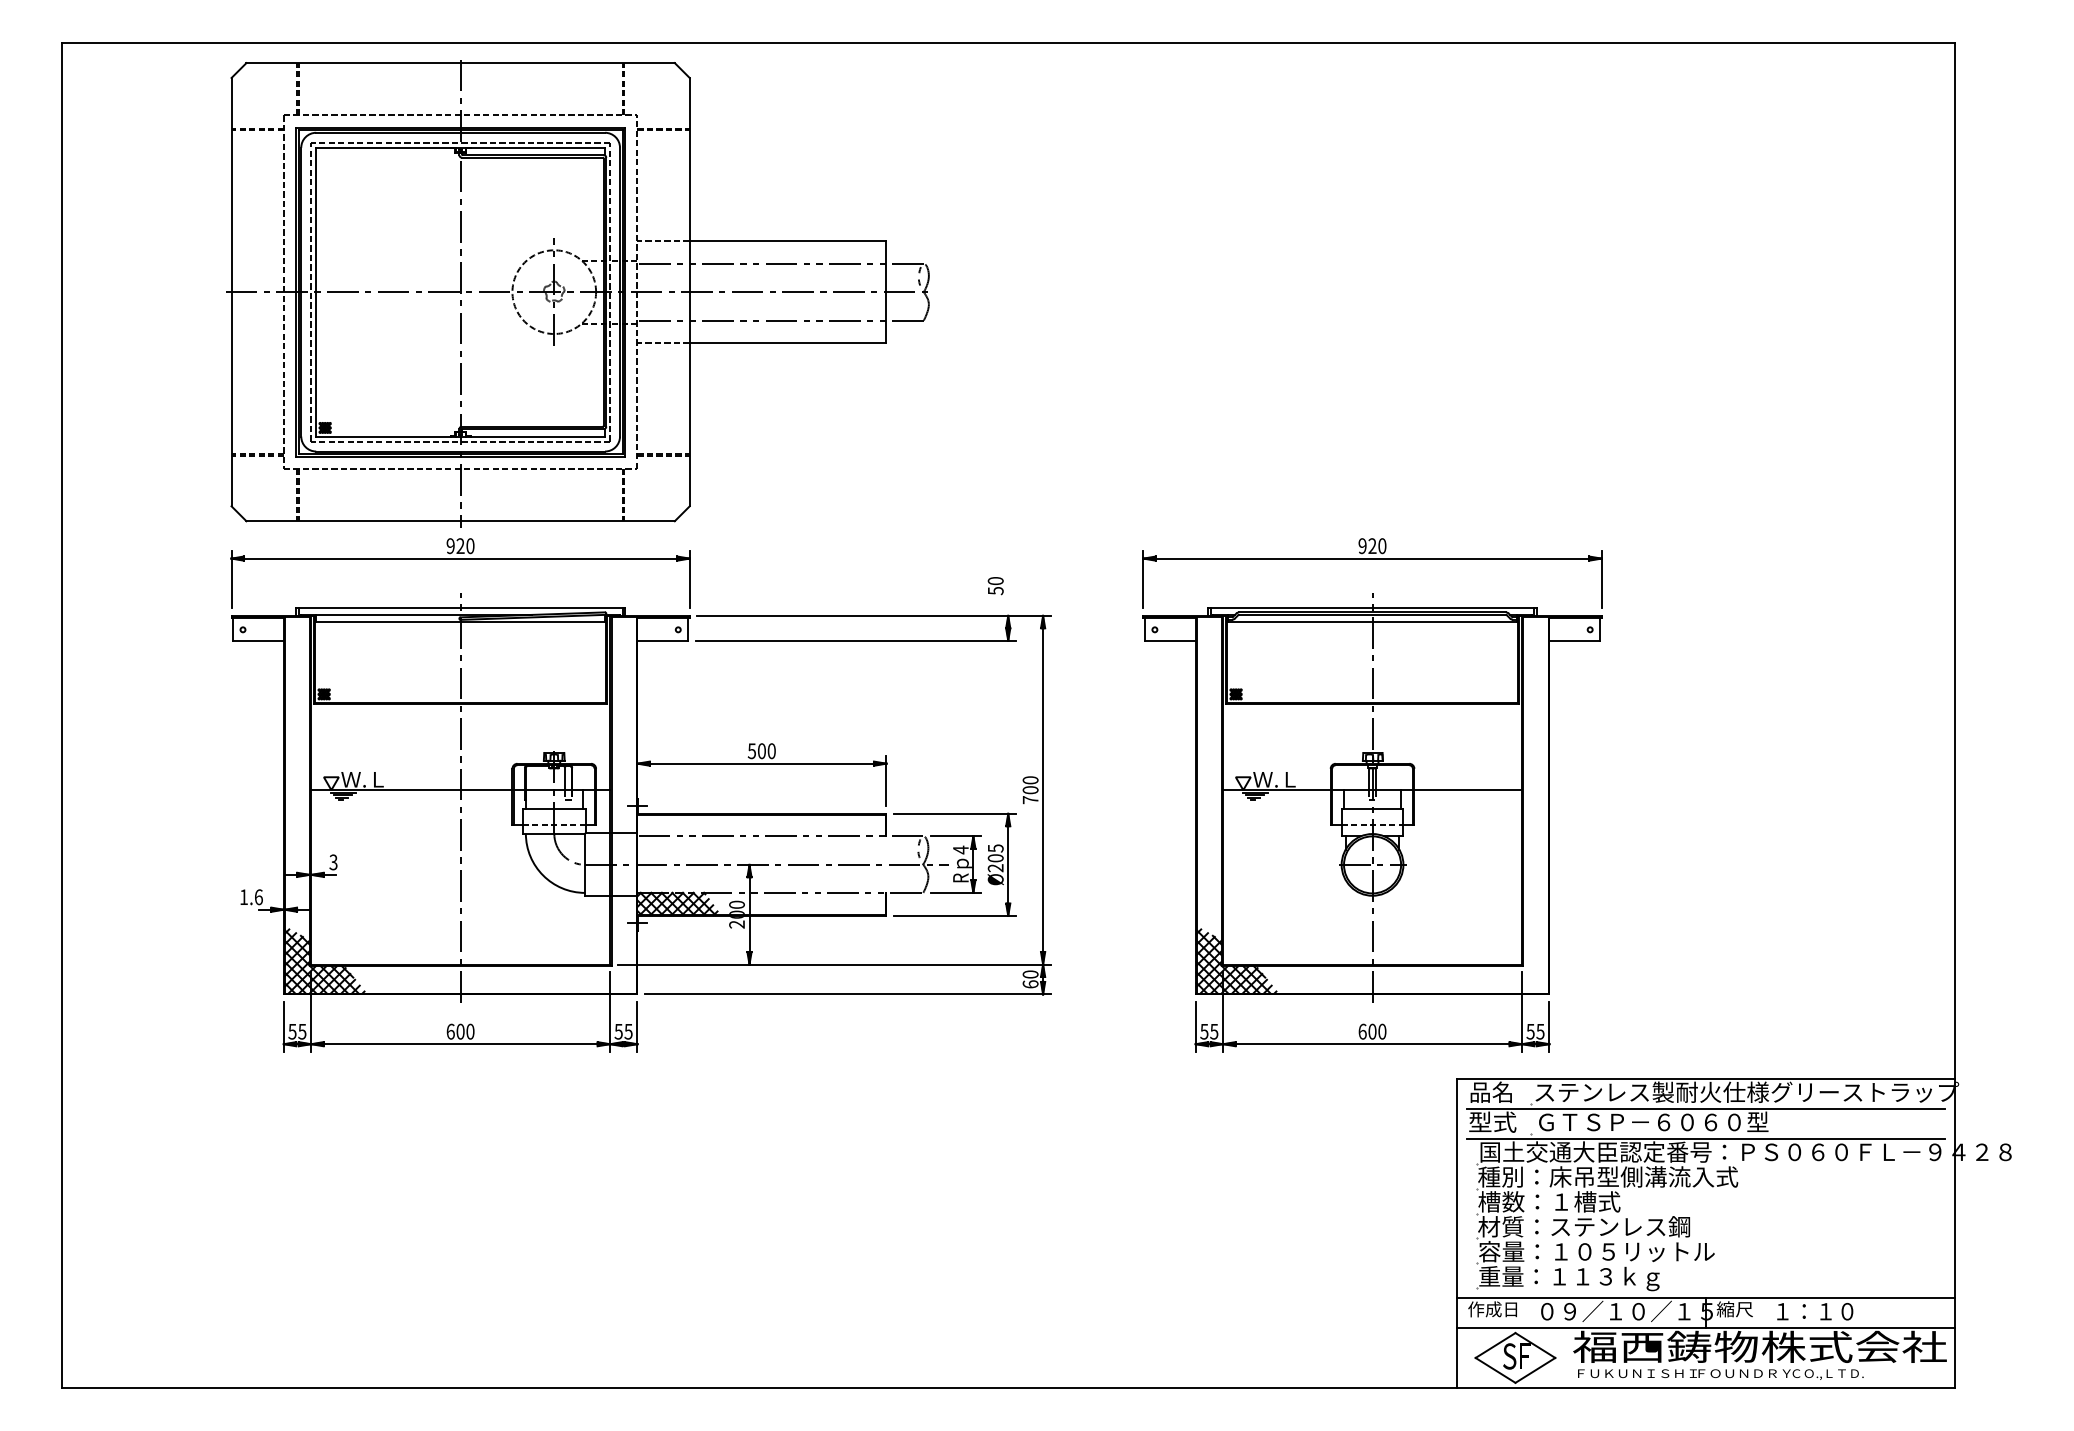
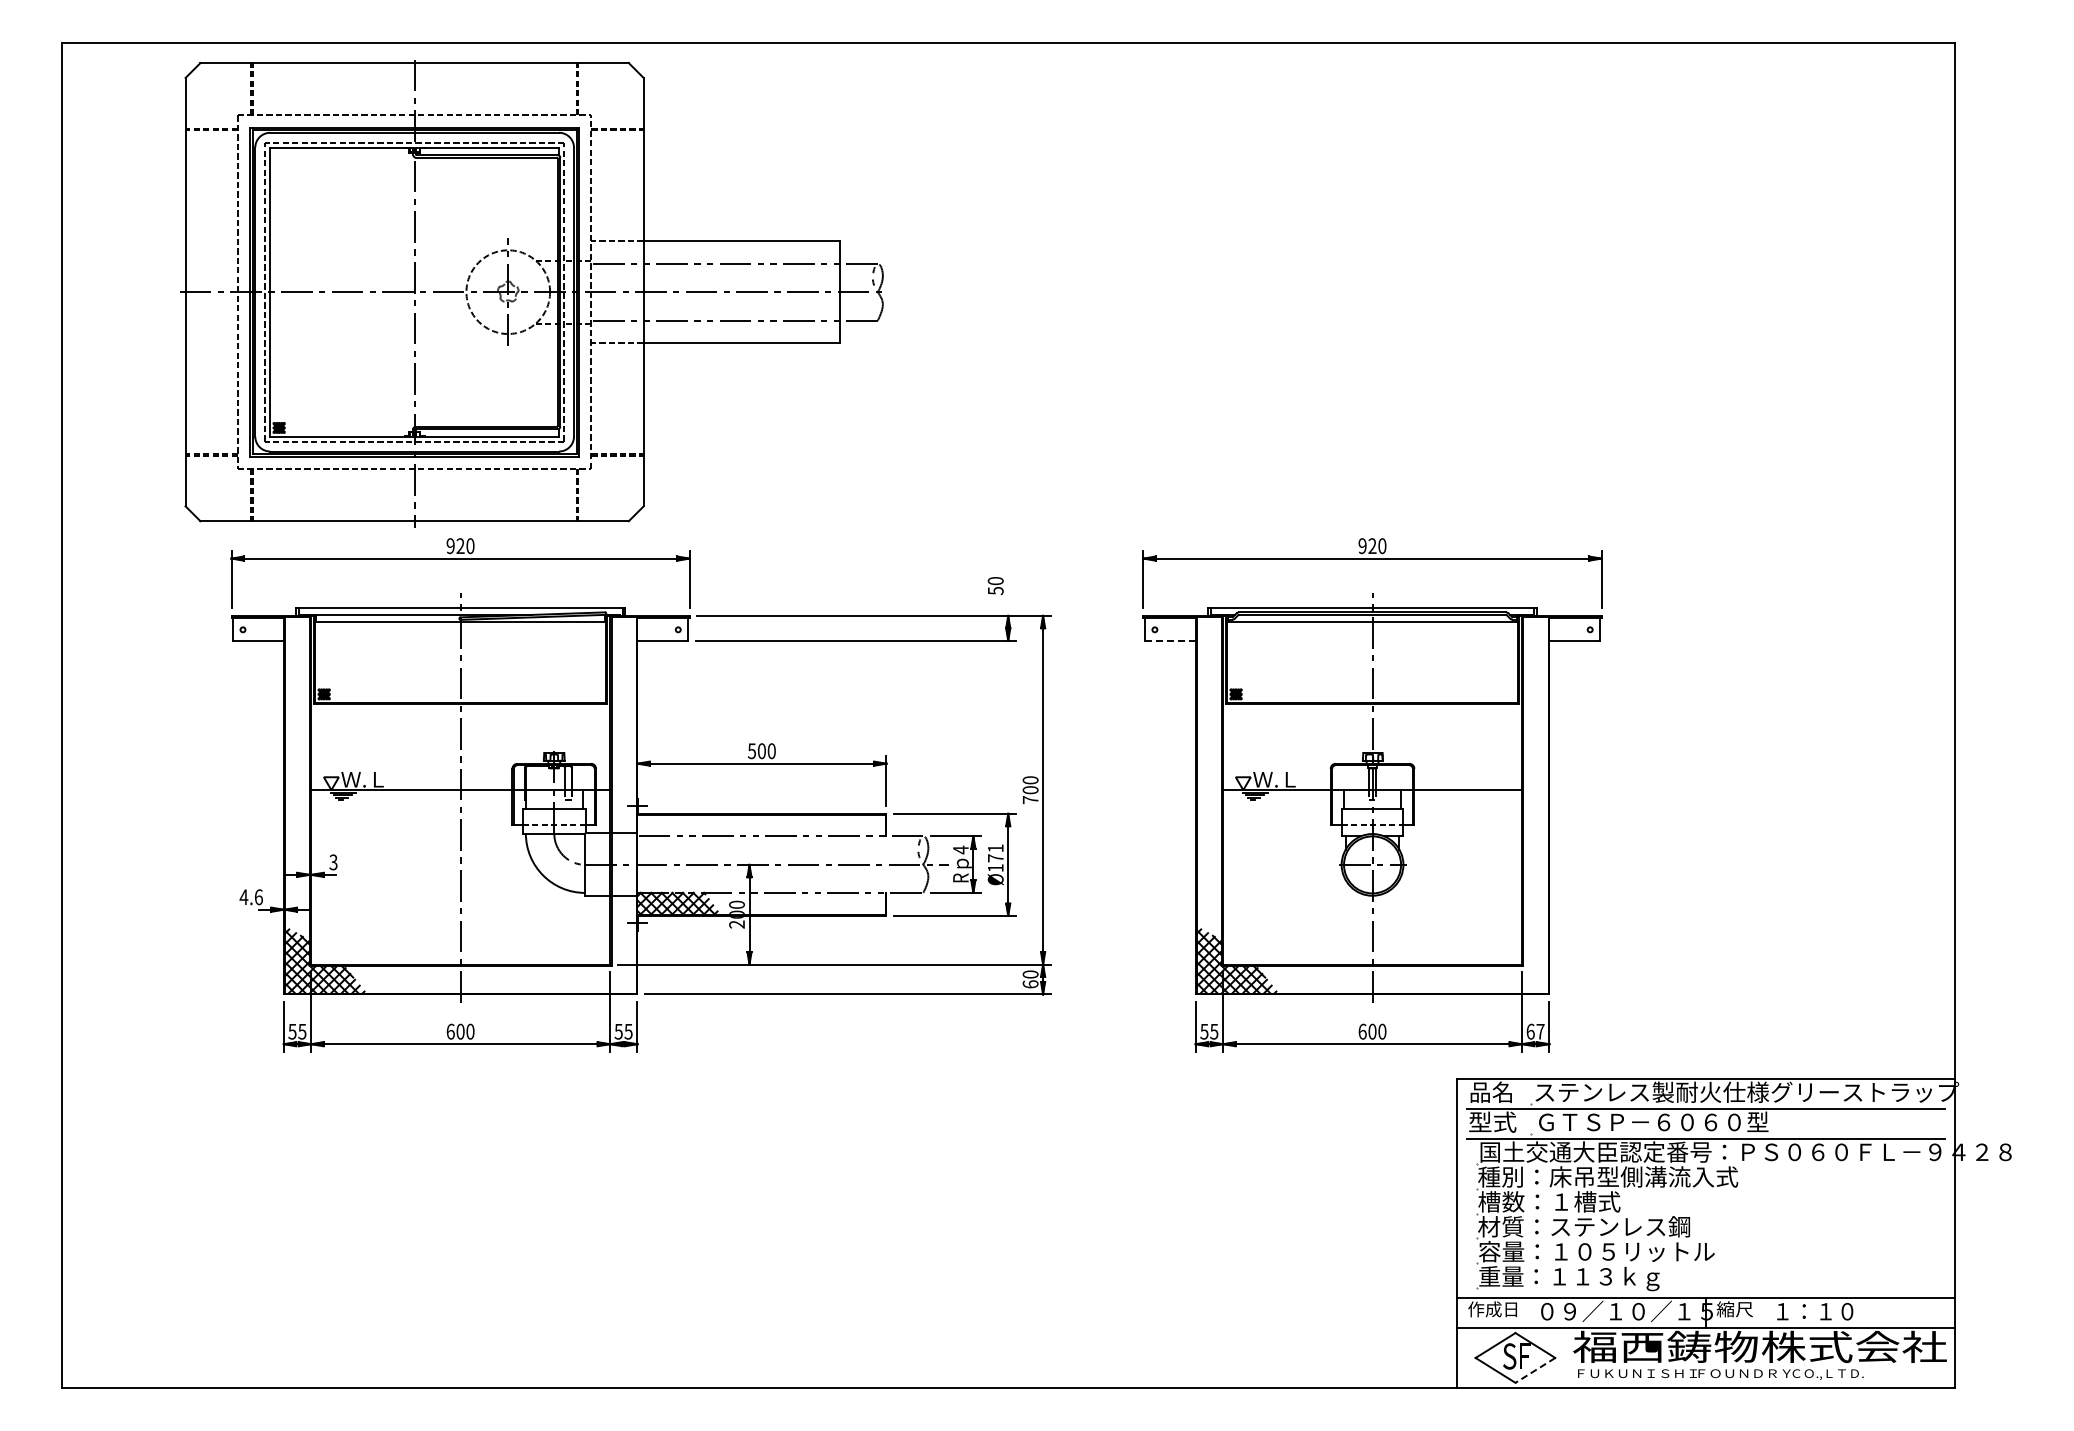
part position: (577, 293) -> (531, 293) (531, 293)
line: solid -> dashed (1170, 640)
text: Ø205 -> Ø171 (995, 858)
text: 1.6 -> 4.6 (243, 896)
text: 55 -> 67 (1535, 1031)
line: solid -> dashed (1534, 1370)
